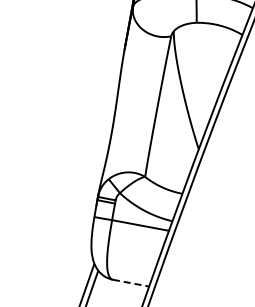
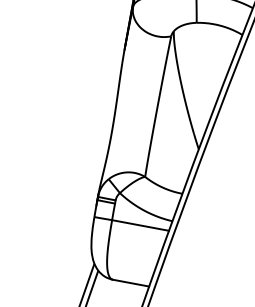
line: dashed -> solid (131, 283)
